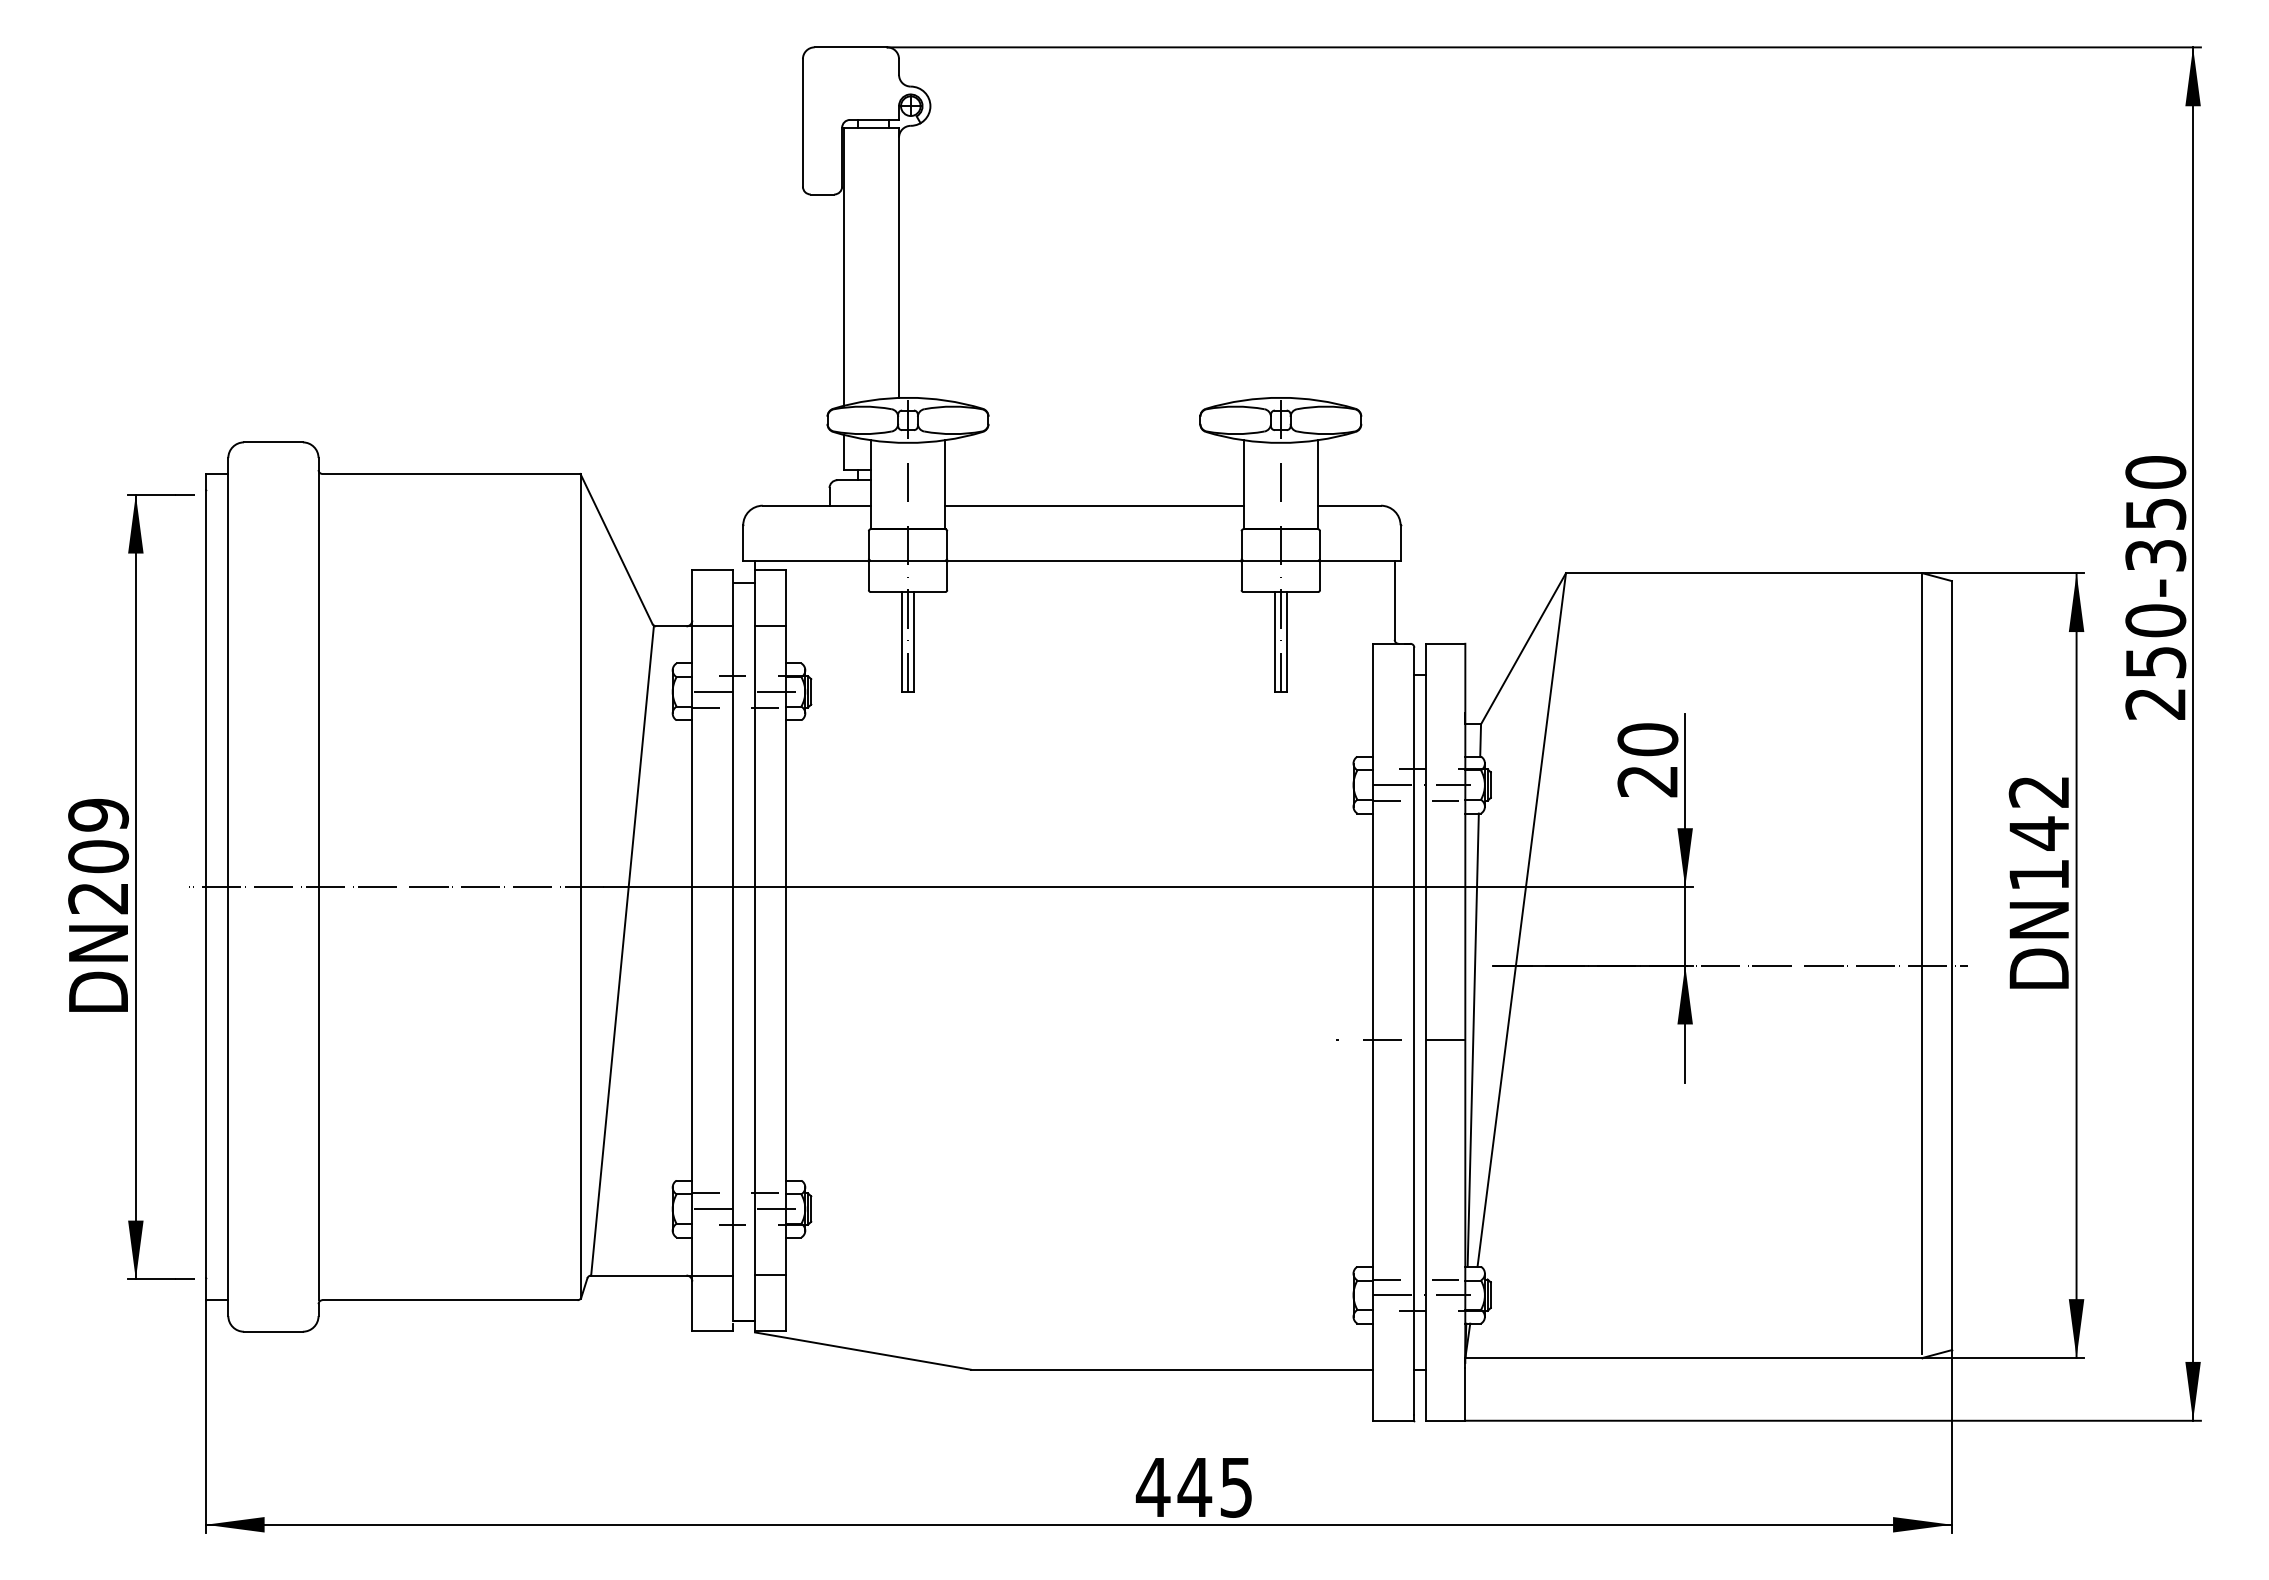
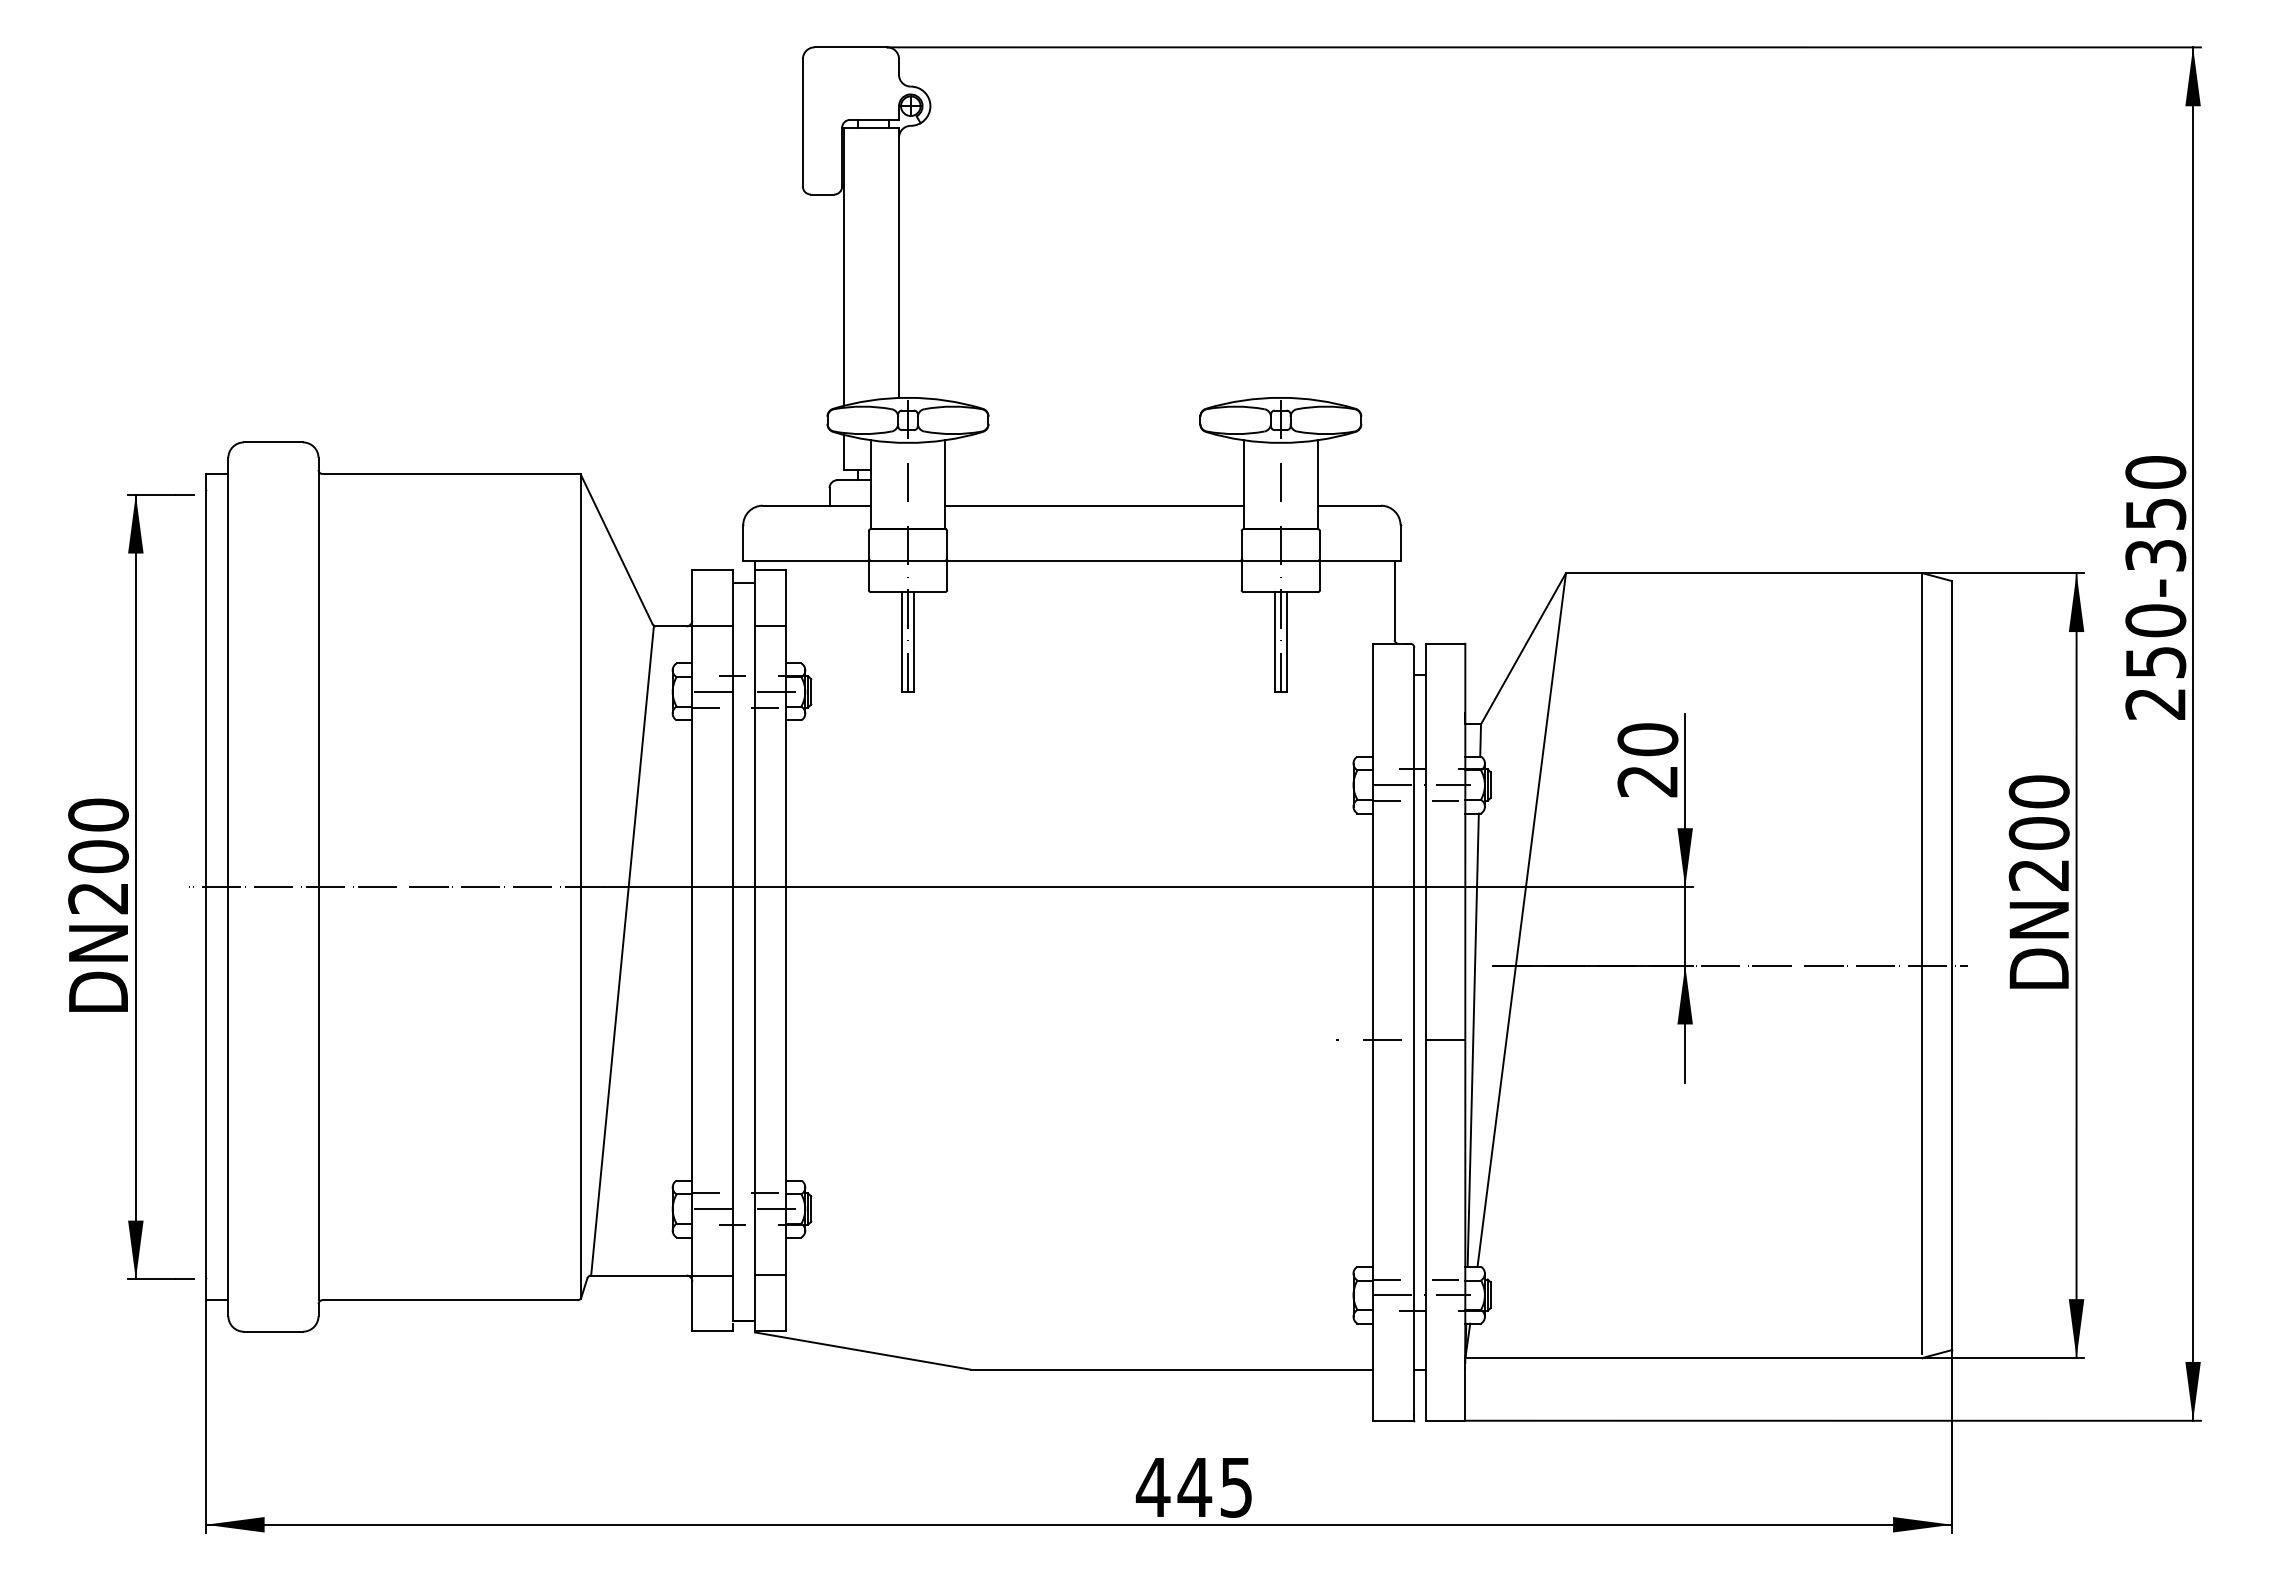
text: 209 -> 200 (98, 814)
text: 142 -> 200 (2038, 832)
